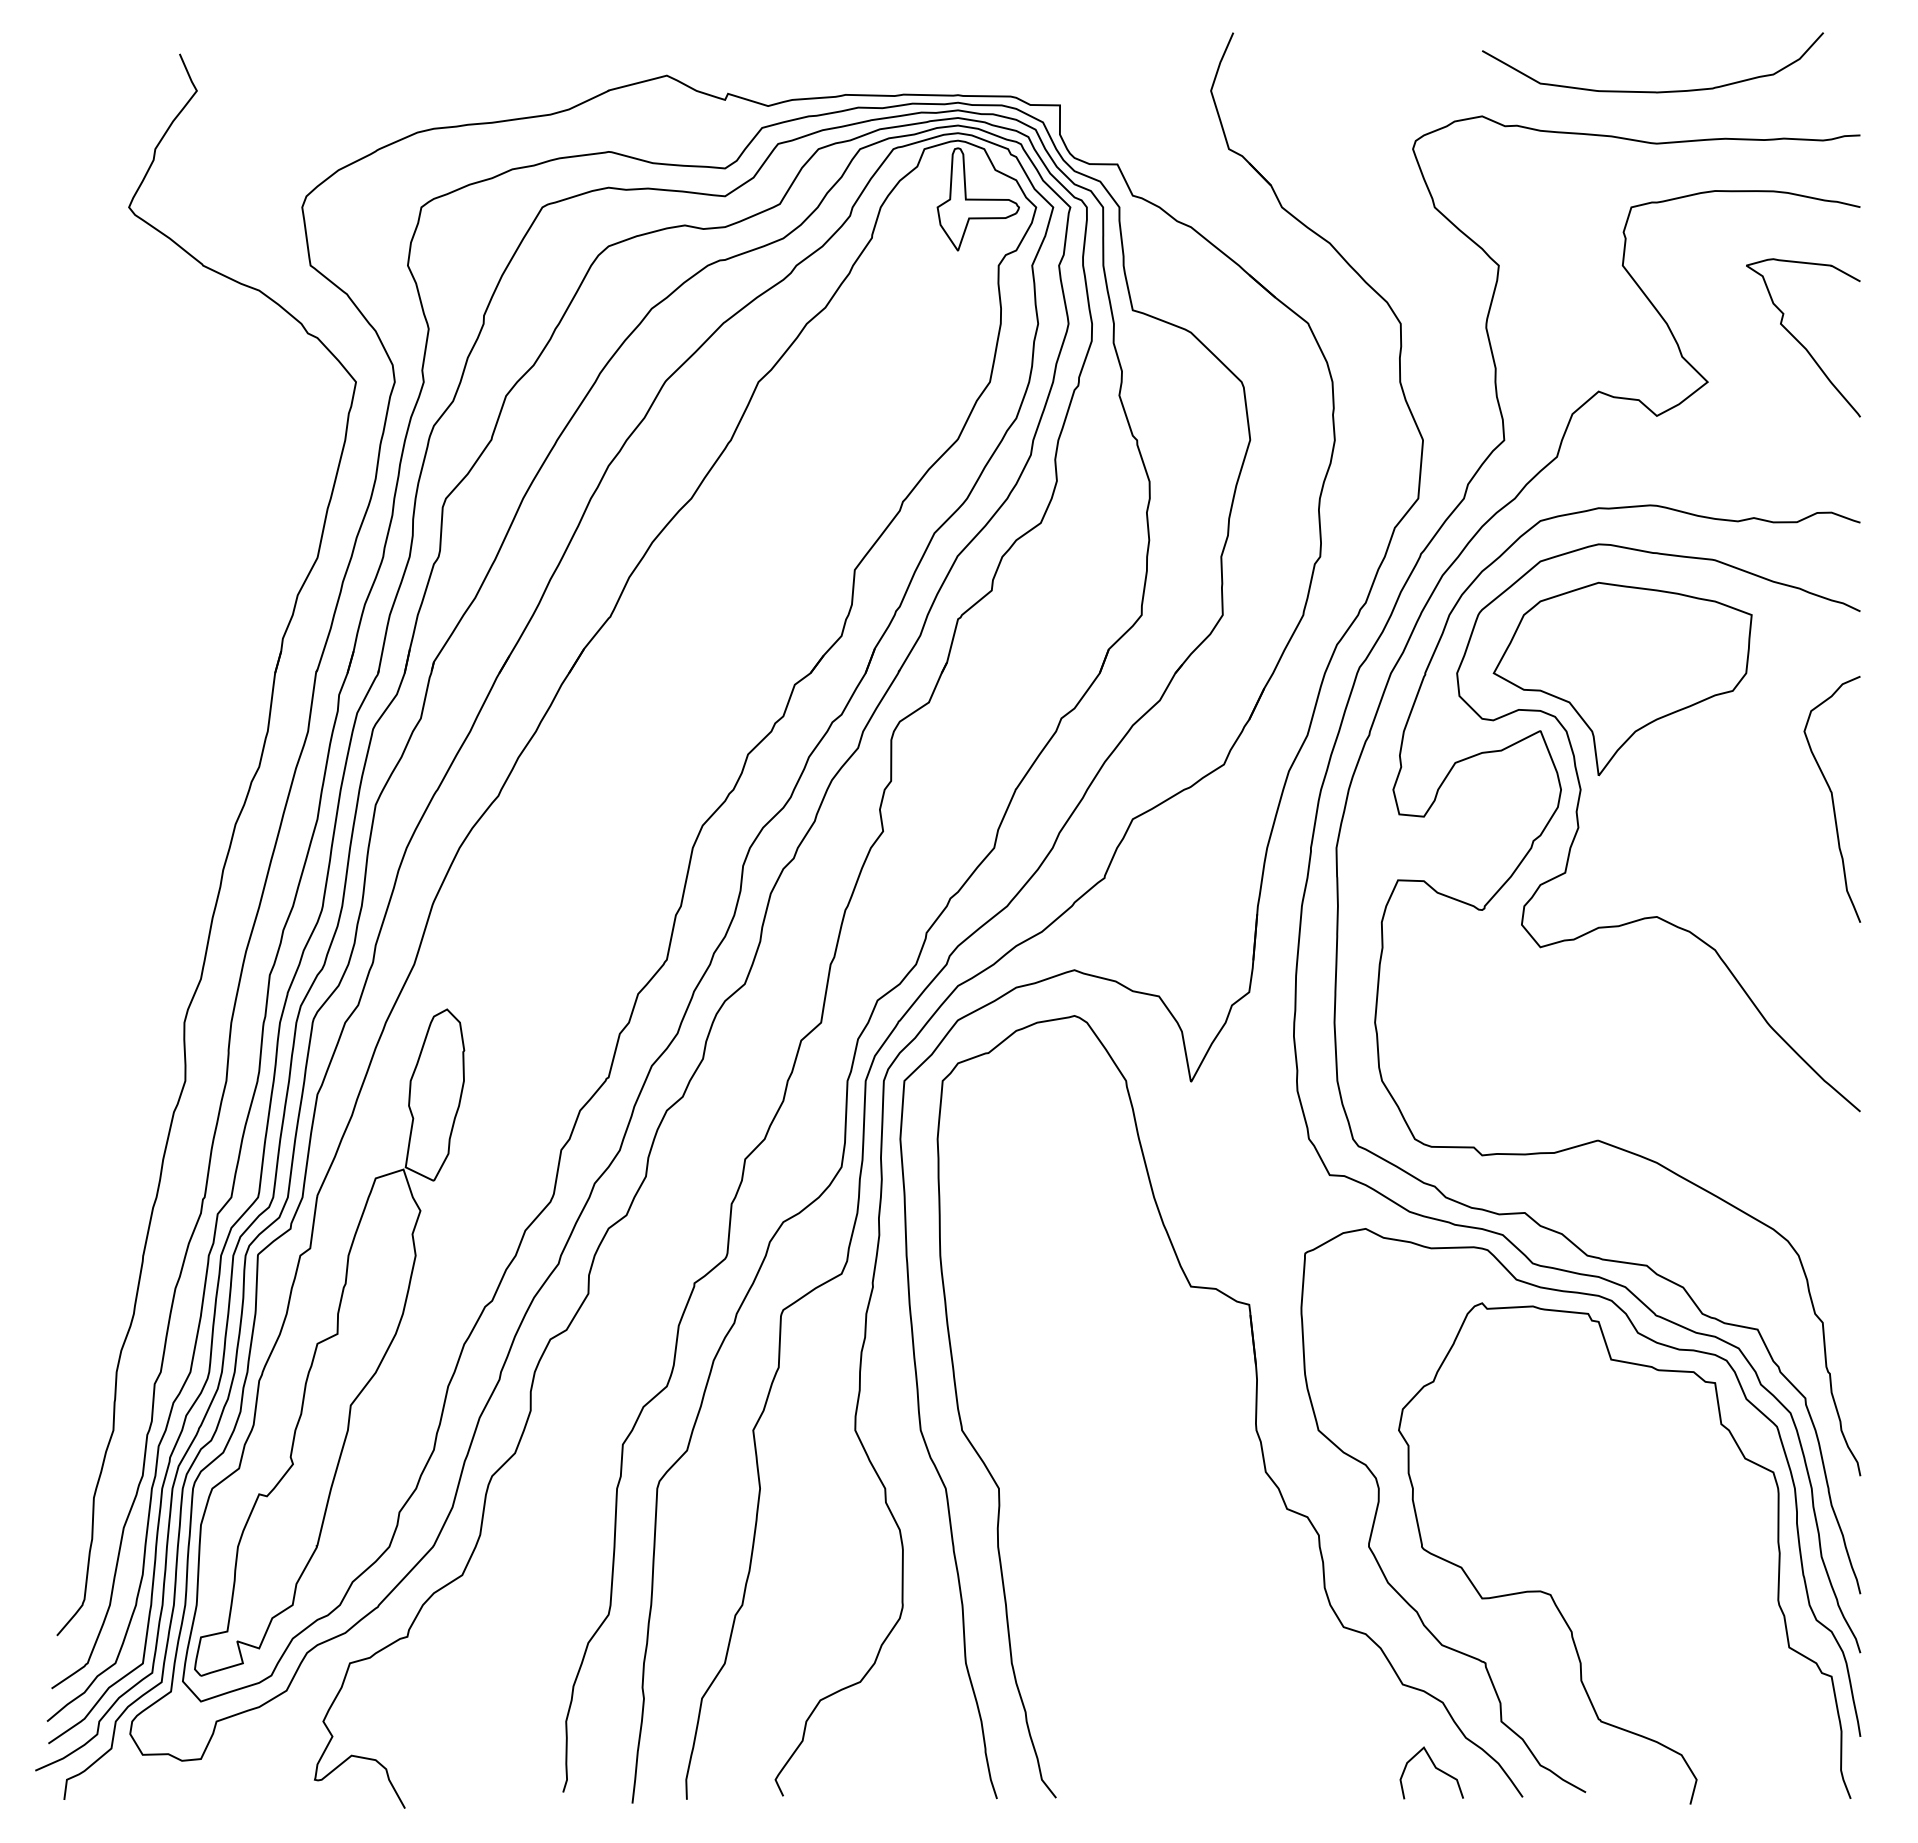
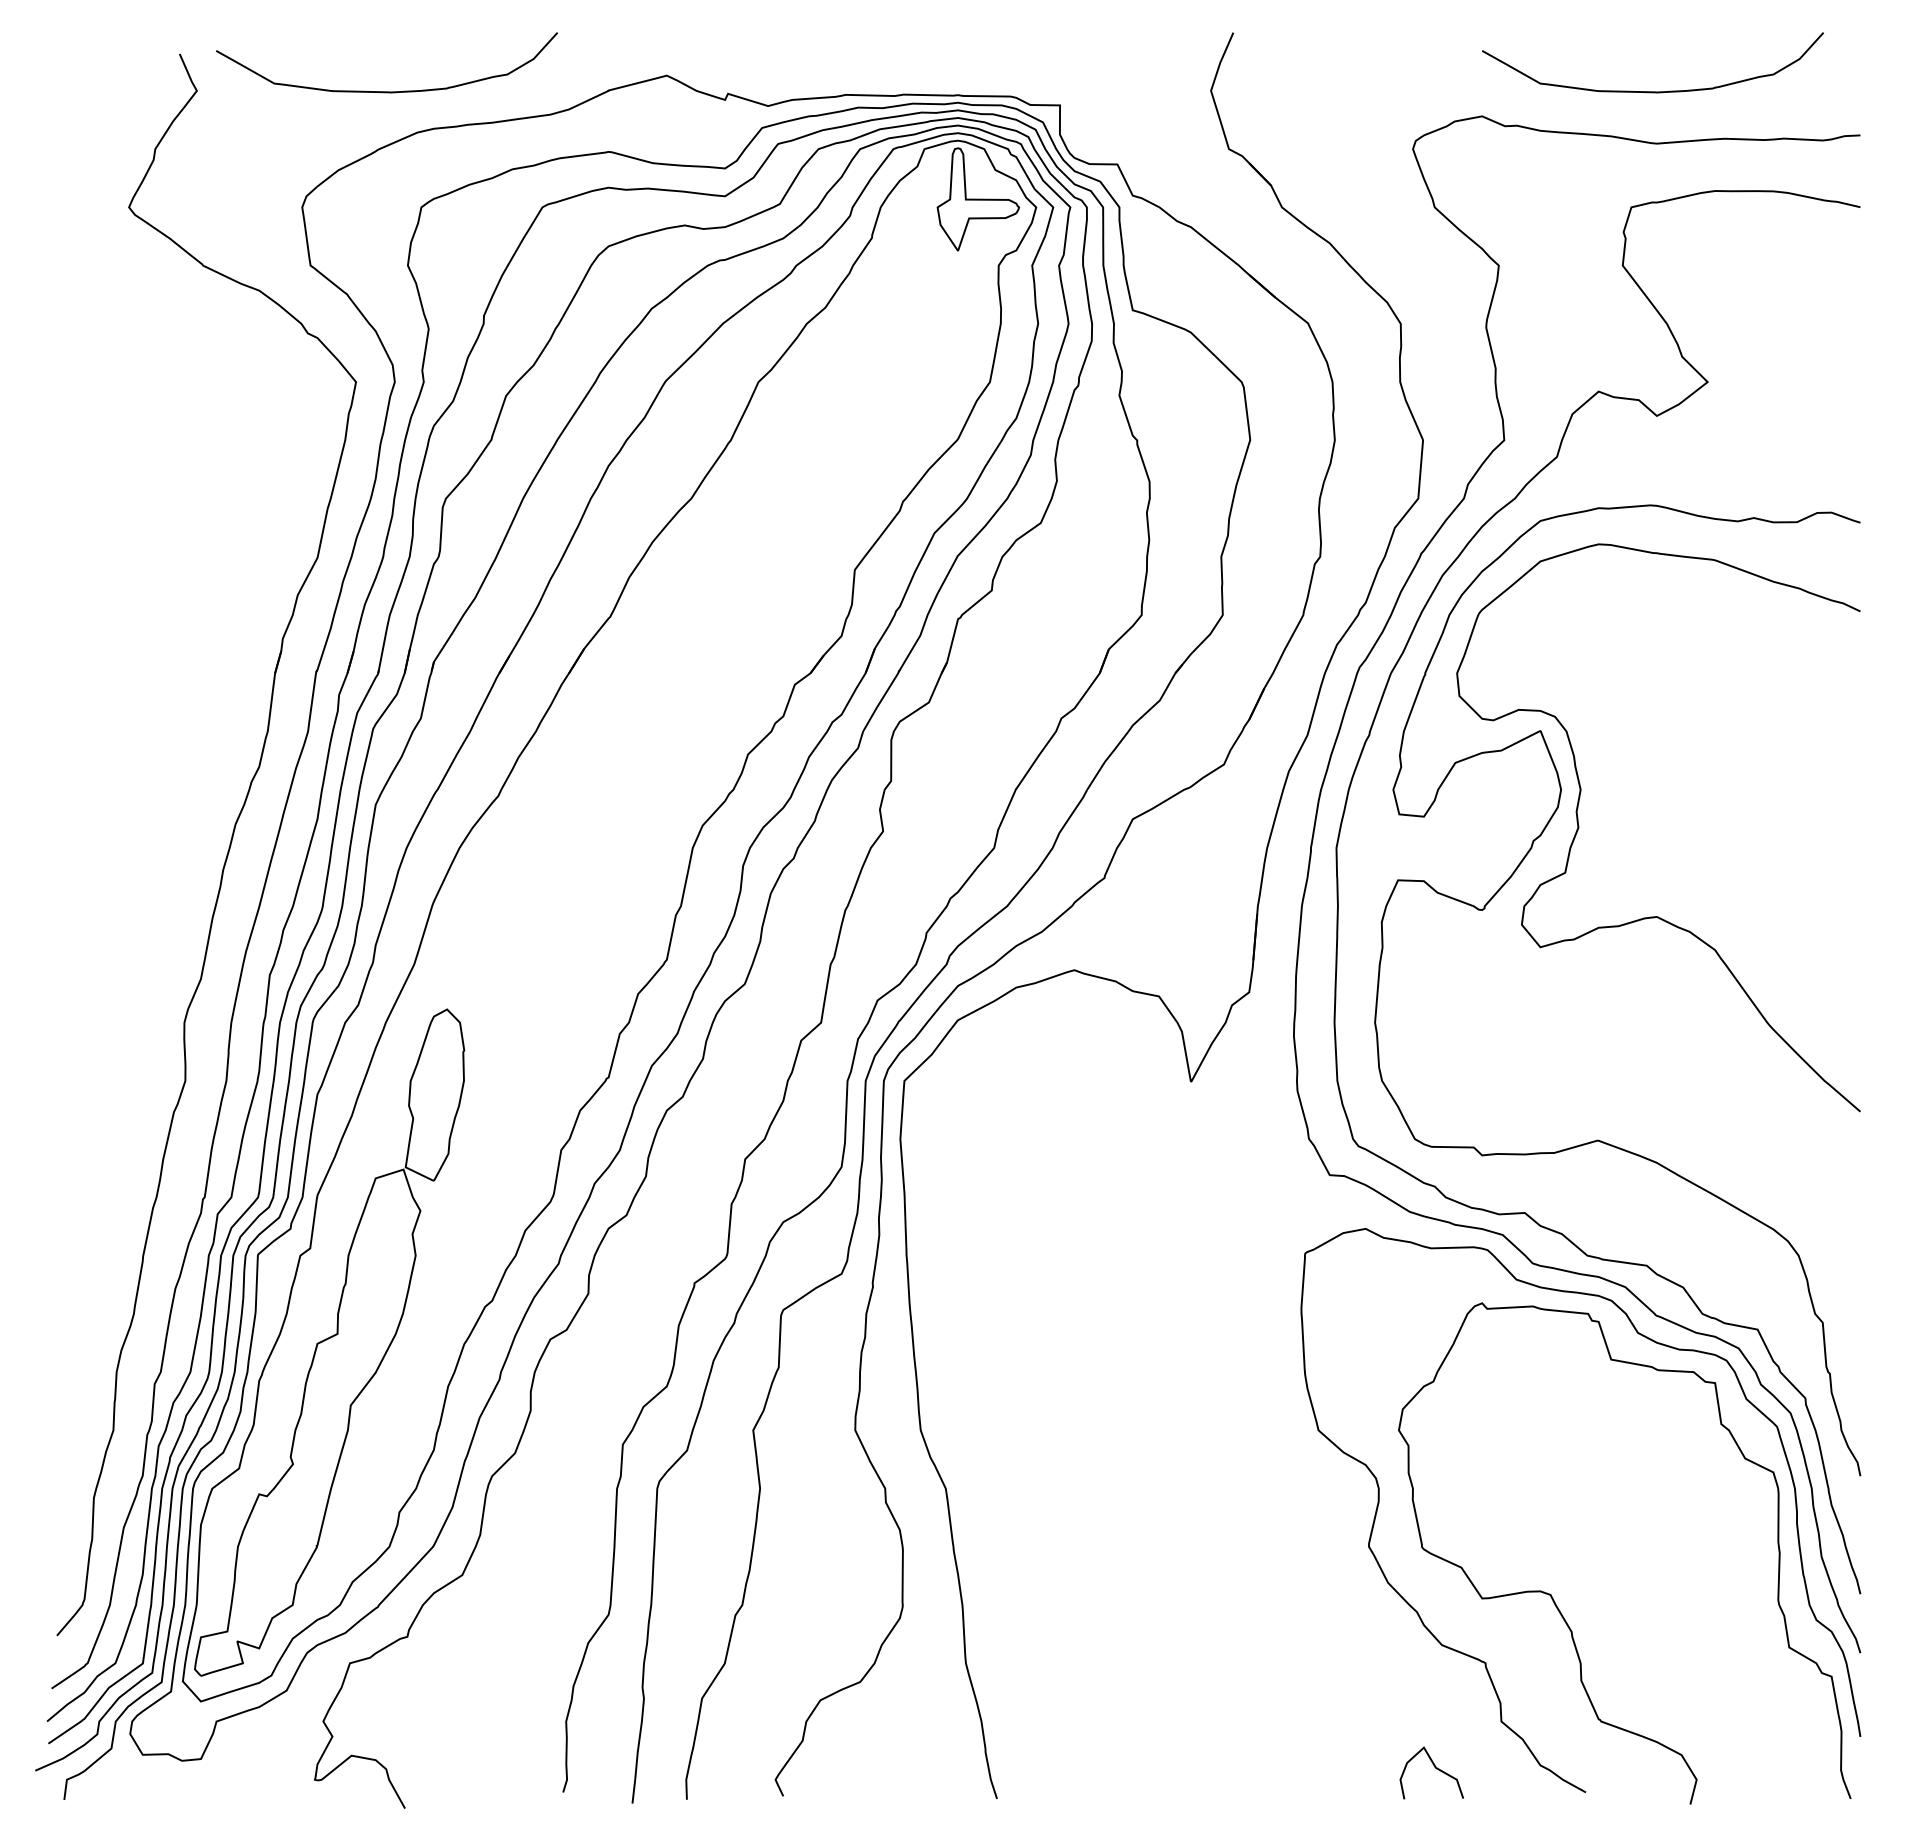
curve: none -> present (386, 91)
curve: present -> none (1799, 341)
part: present -> none (1622, 678)
curve: present -> none (1832, 799)
part: present -> none (1255, 1406)
